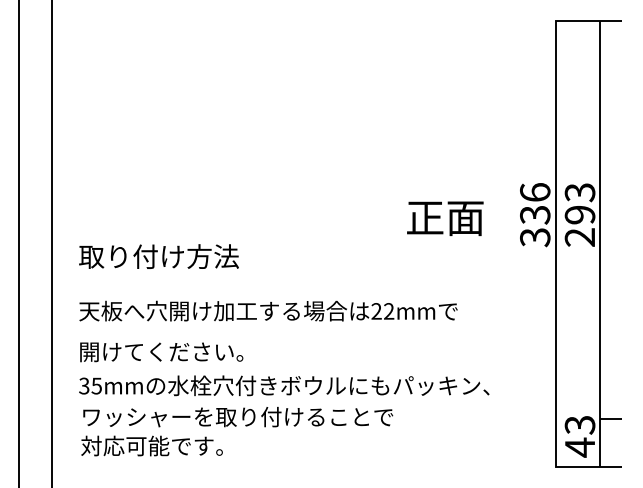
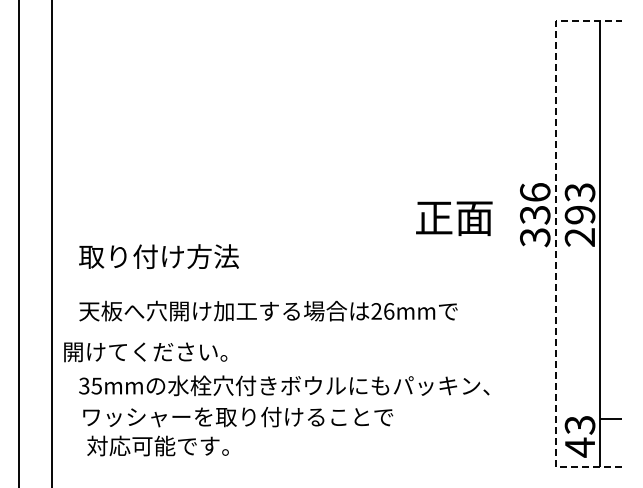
text position: (445, 218) -> (454, 218) (454, 218)
line: solid -> dashed (556, 243)
text: 22mm -> 26mm (389, 311)
text position: (161, 352) -> (145, 352) (145, 352)
text position: (151, 445) -> (157, 445) (157, 445)
